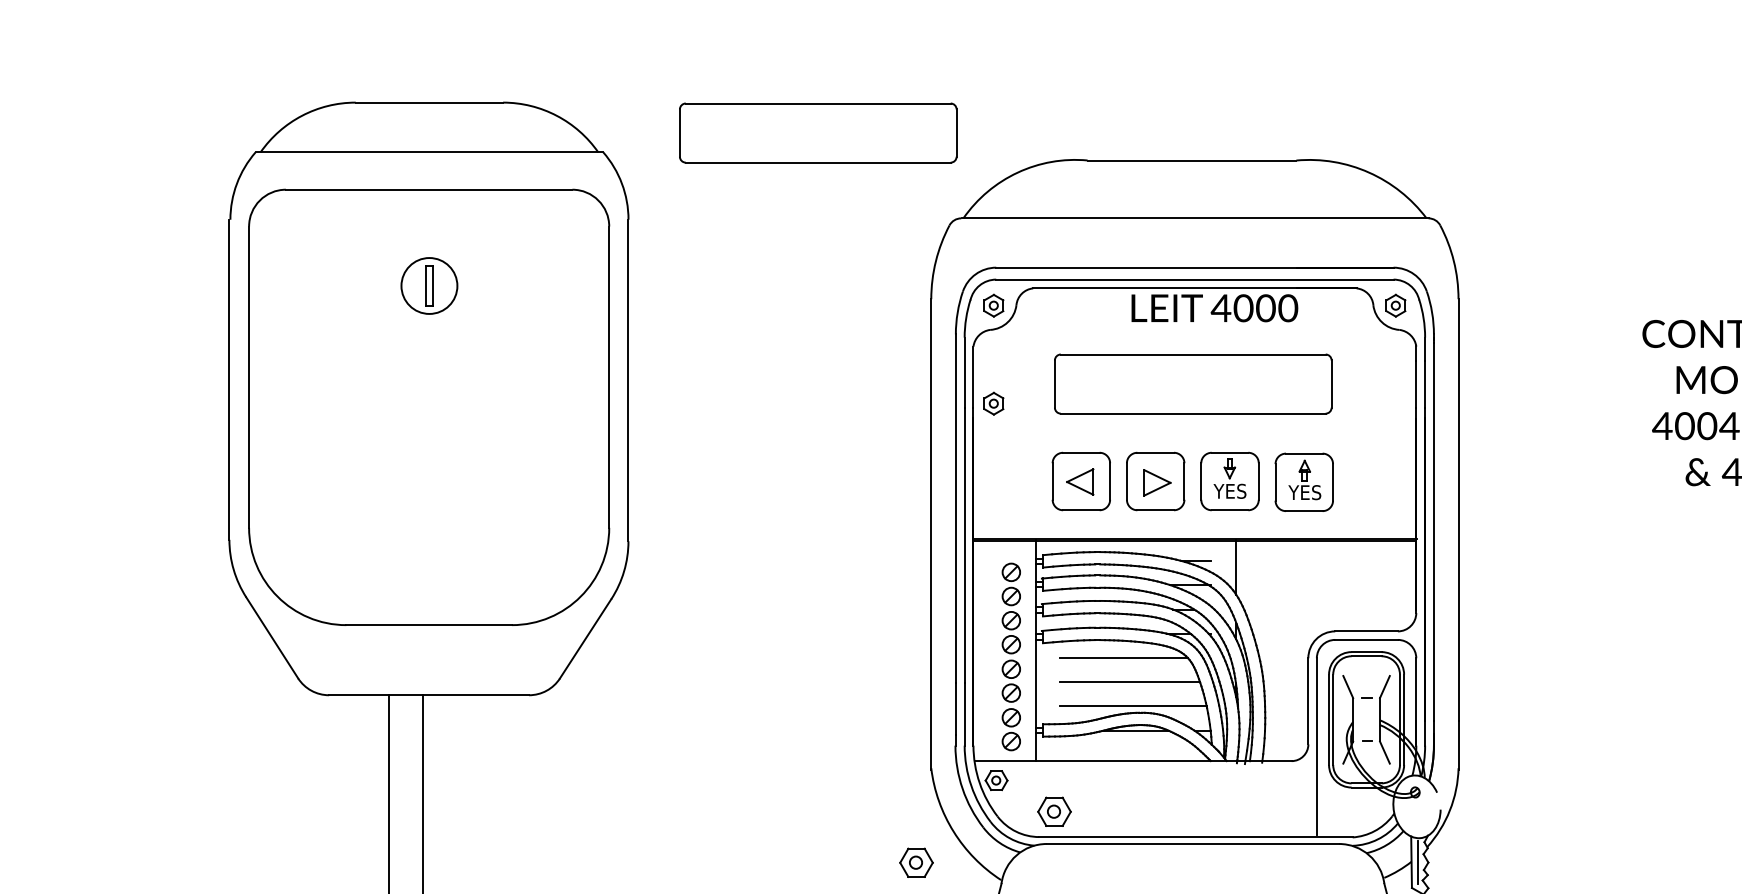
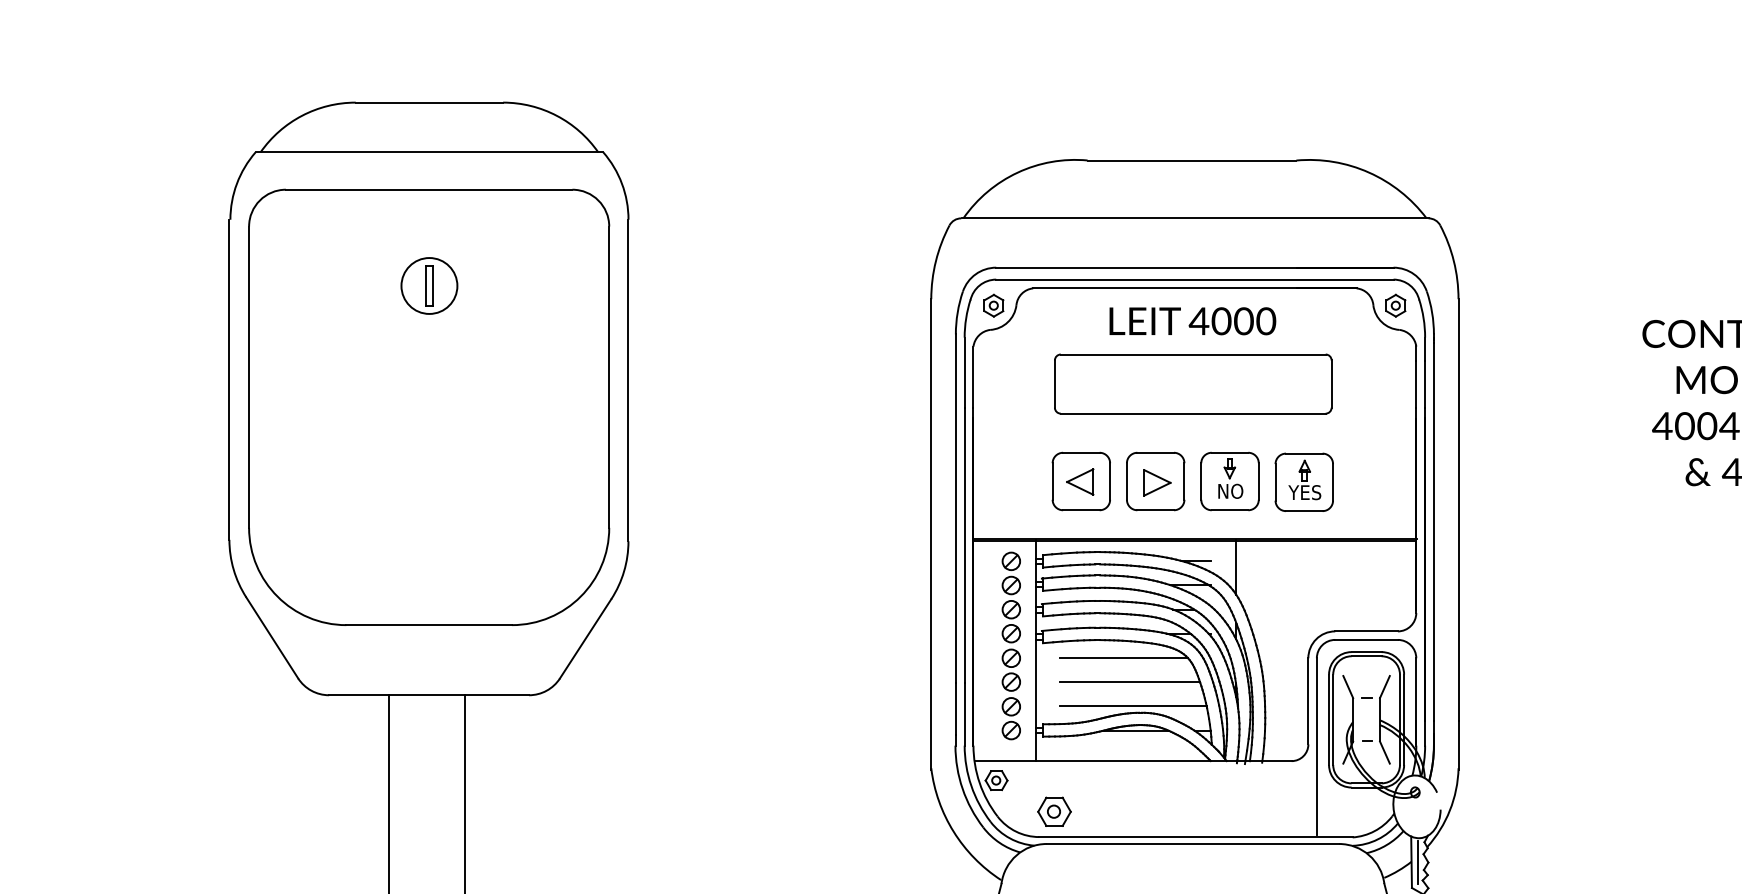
part: present -> none (818, 132)
text position: (1214, 308) -> (1192, 321) (1192, 321)
part: present -> none (993, 403)
text: YES -> NO (1229, 490)
part position: (1010, 656) -> (1010, 645) (1010, 645)
line position: (422, 792) -> (464, 792) (464, 792)
part: present -> none (916, 862)
